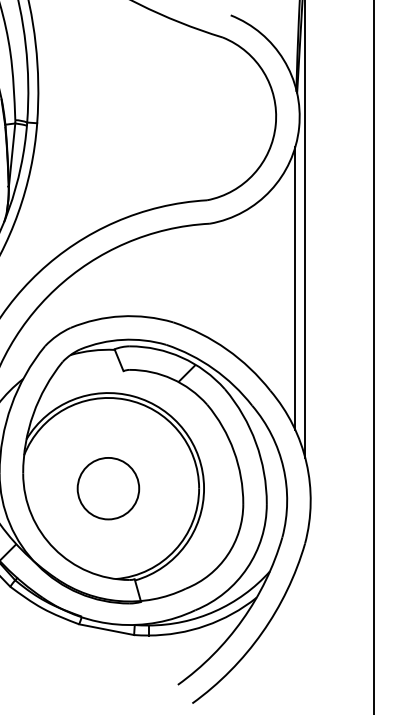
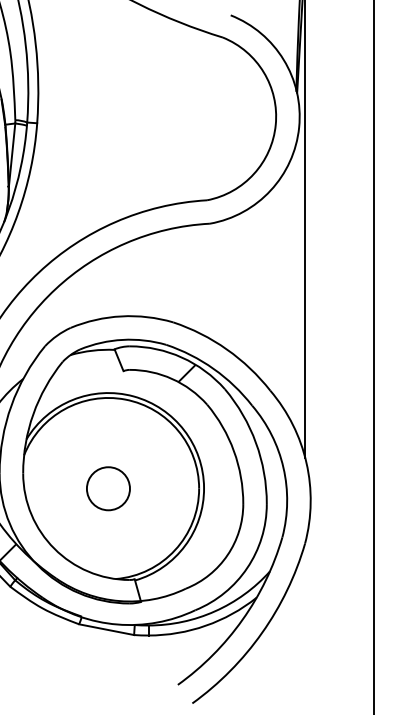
line: present -> none (295, 288)
circle size: 65x64 px -> 45x46 px (108, 488)
